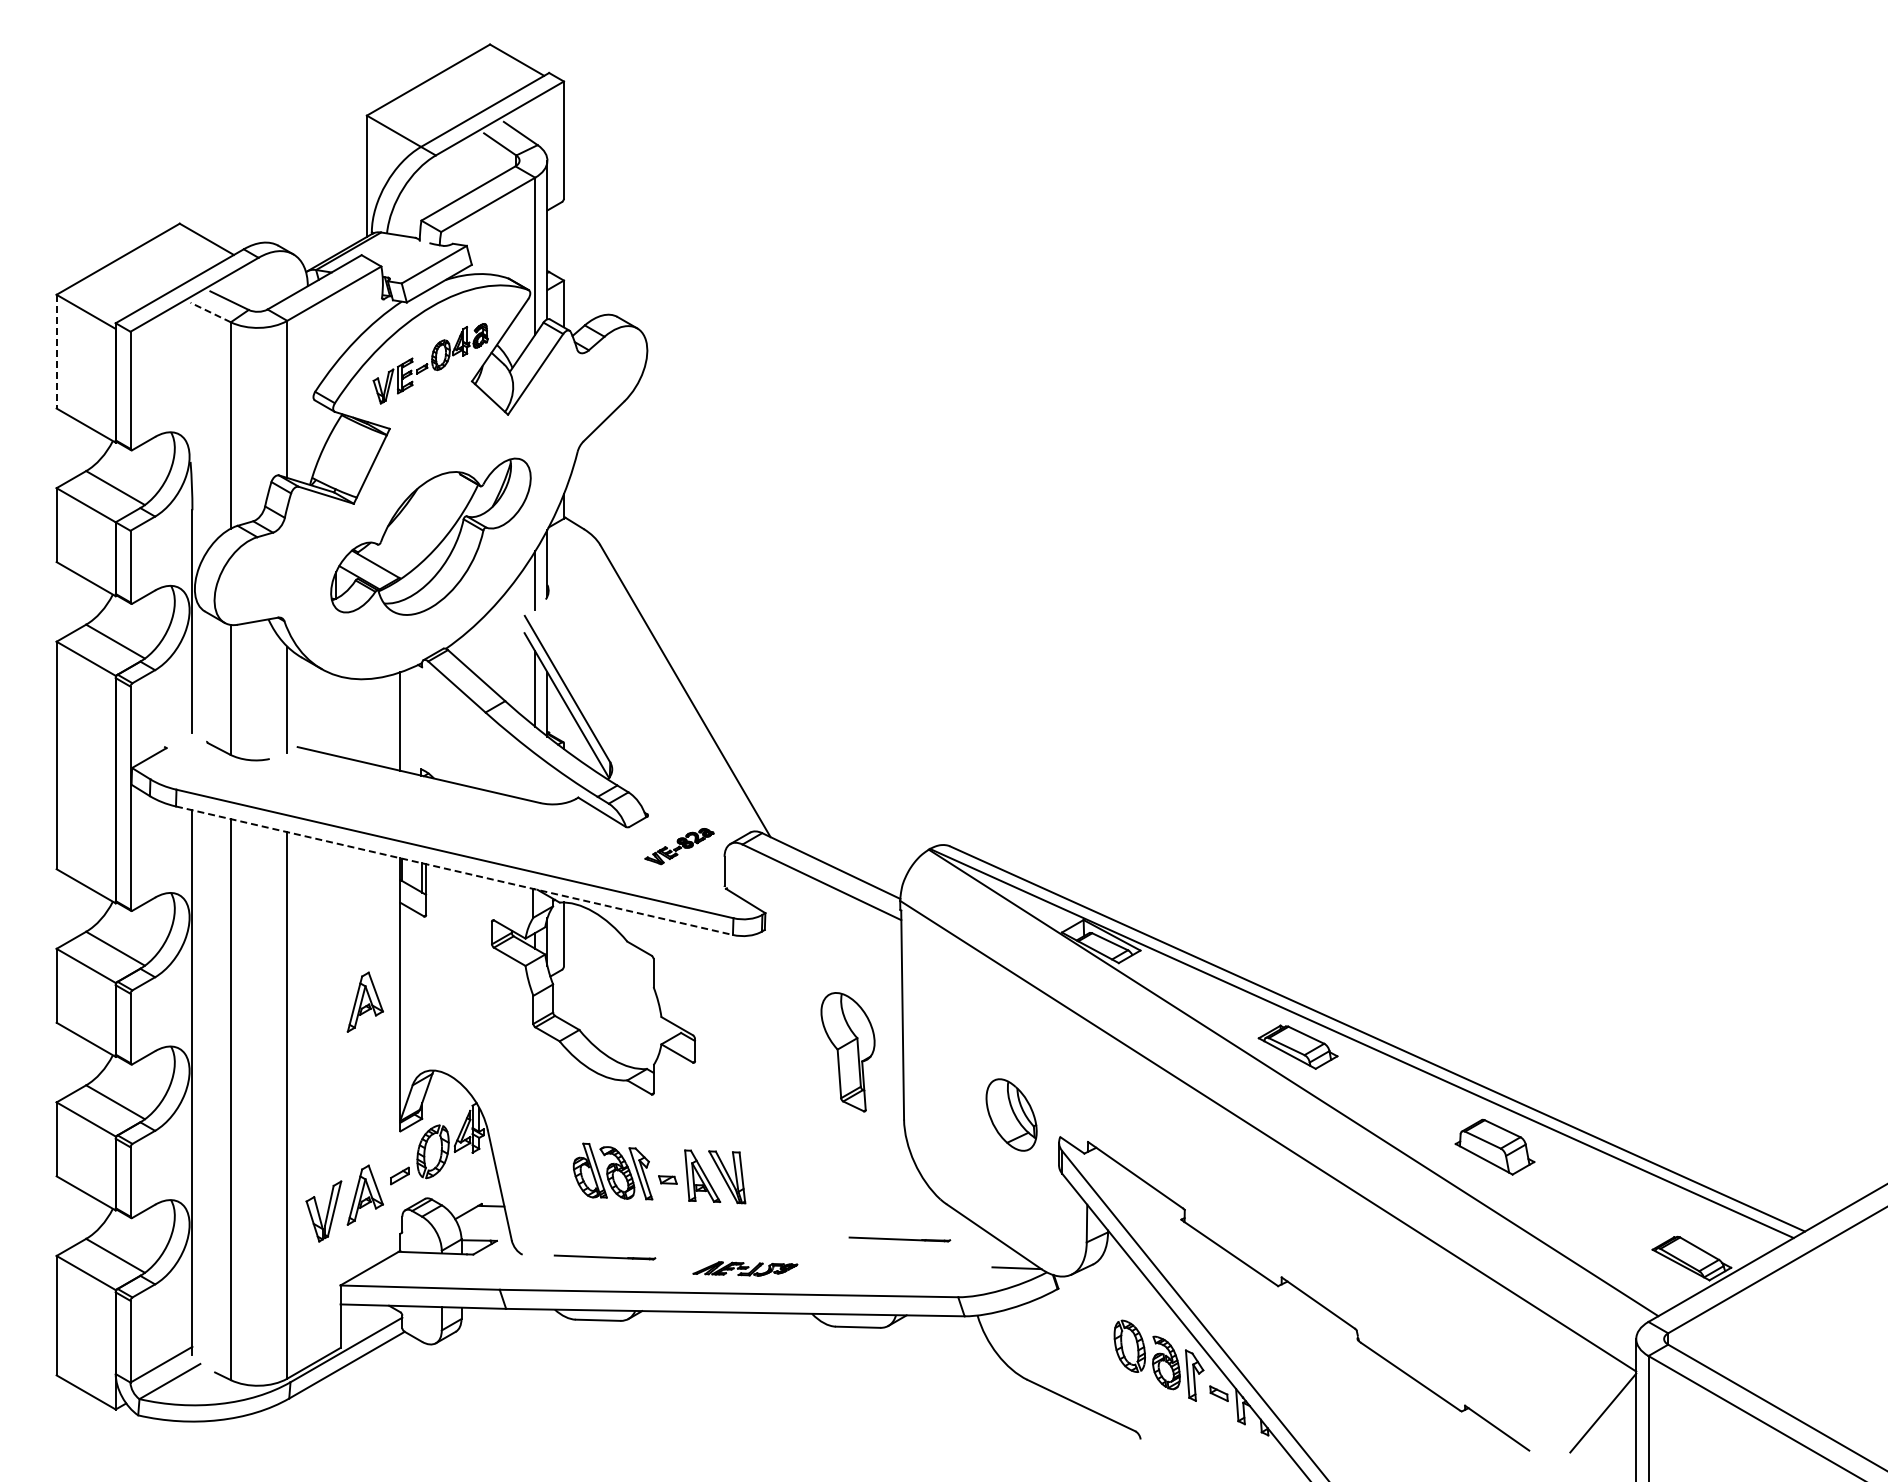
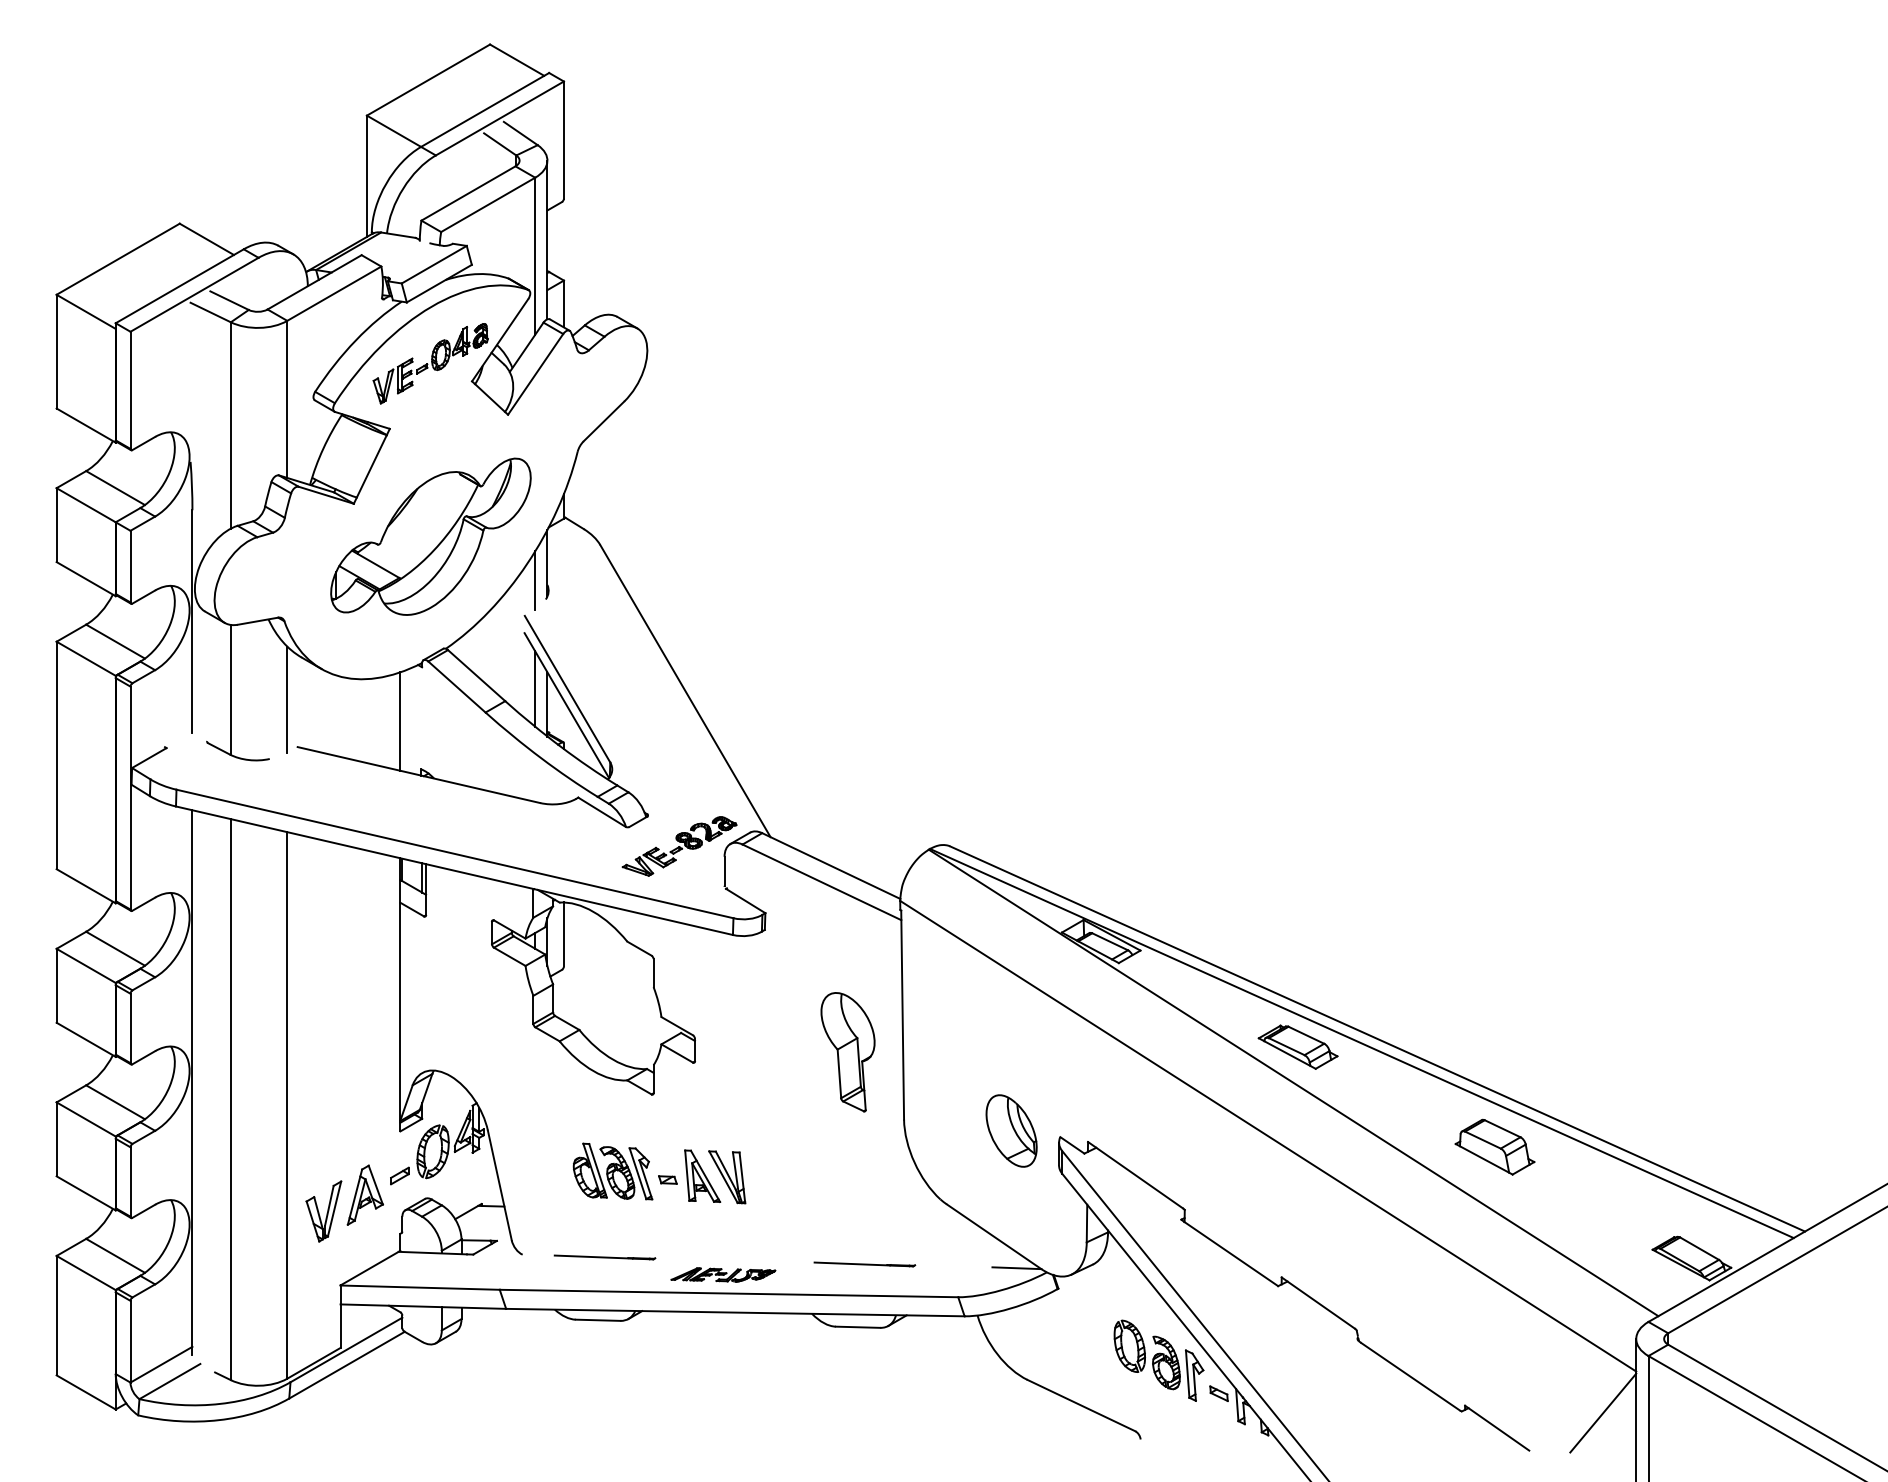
line: dashed -> solid (210, 312)
line: dashed -> solid (56, 351)
part size: 71x38 px -> 117x61 px (679, 846)
line: dashed -> solid (454, 870)
part: present -> none (364, 1001)
part position: (1011, 1114) -> (1011, 1130) (1011, 1130)
line position: (899, 1239) -> (864, 1264) (864, 1264)
part position: (745, 1268) -> (723, 1274) (723, 1274)
